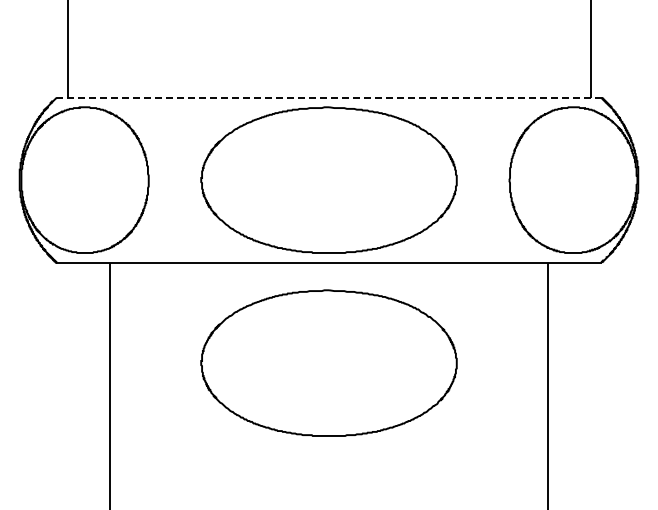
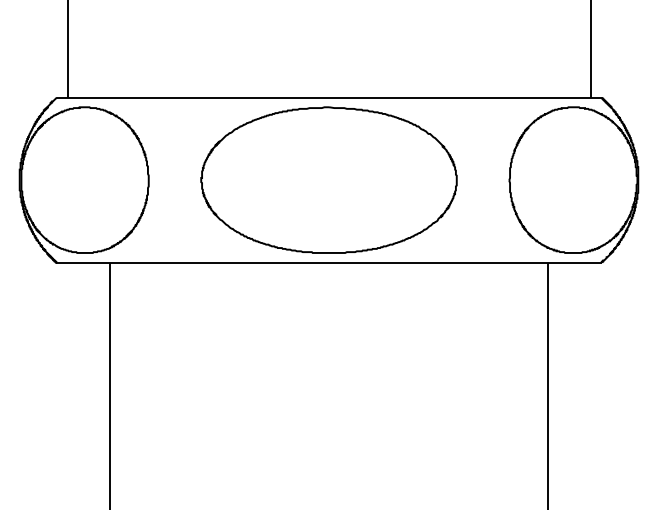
line: dashed -> solid (328, 98)
part: present -> none (328, 362)
